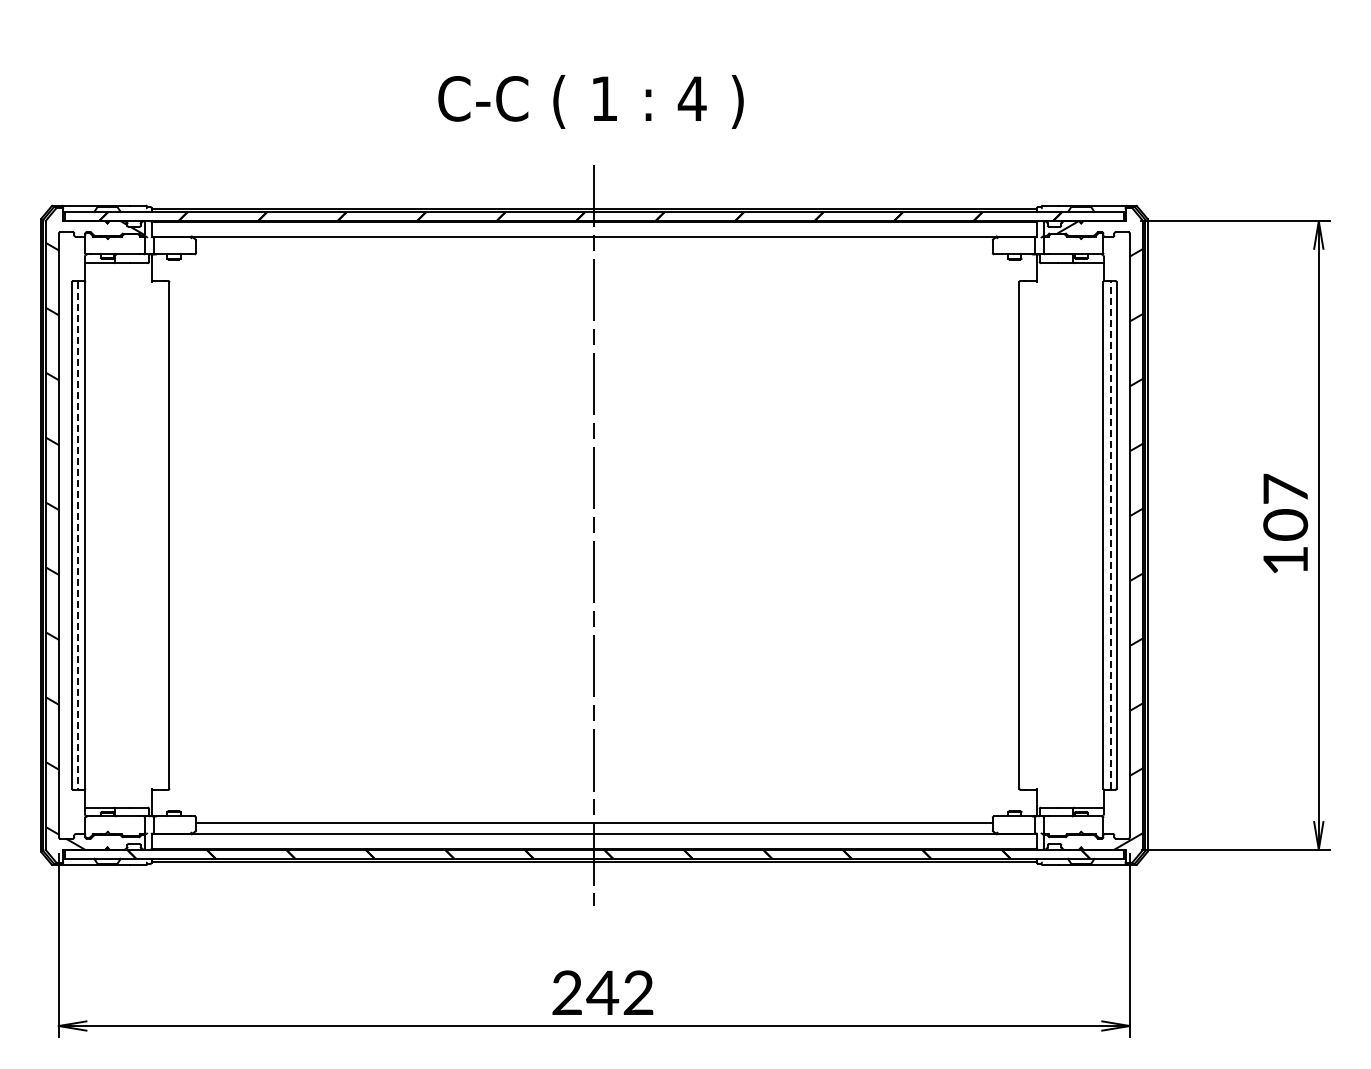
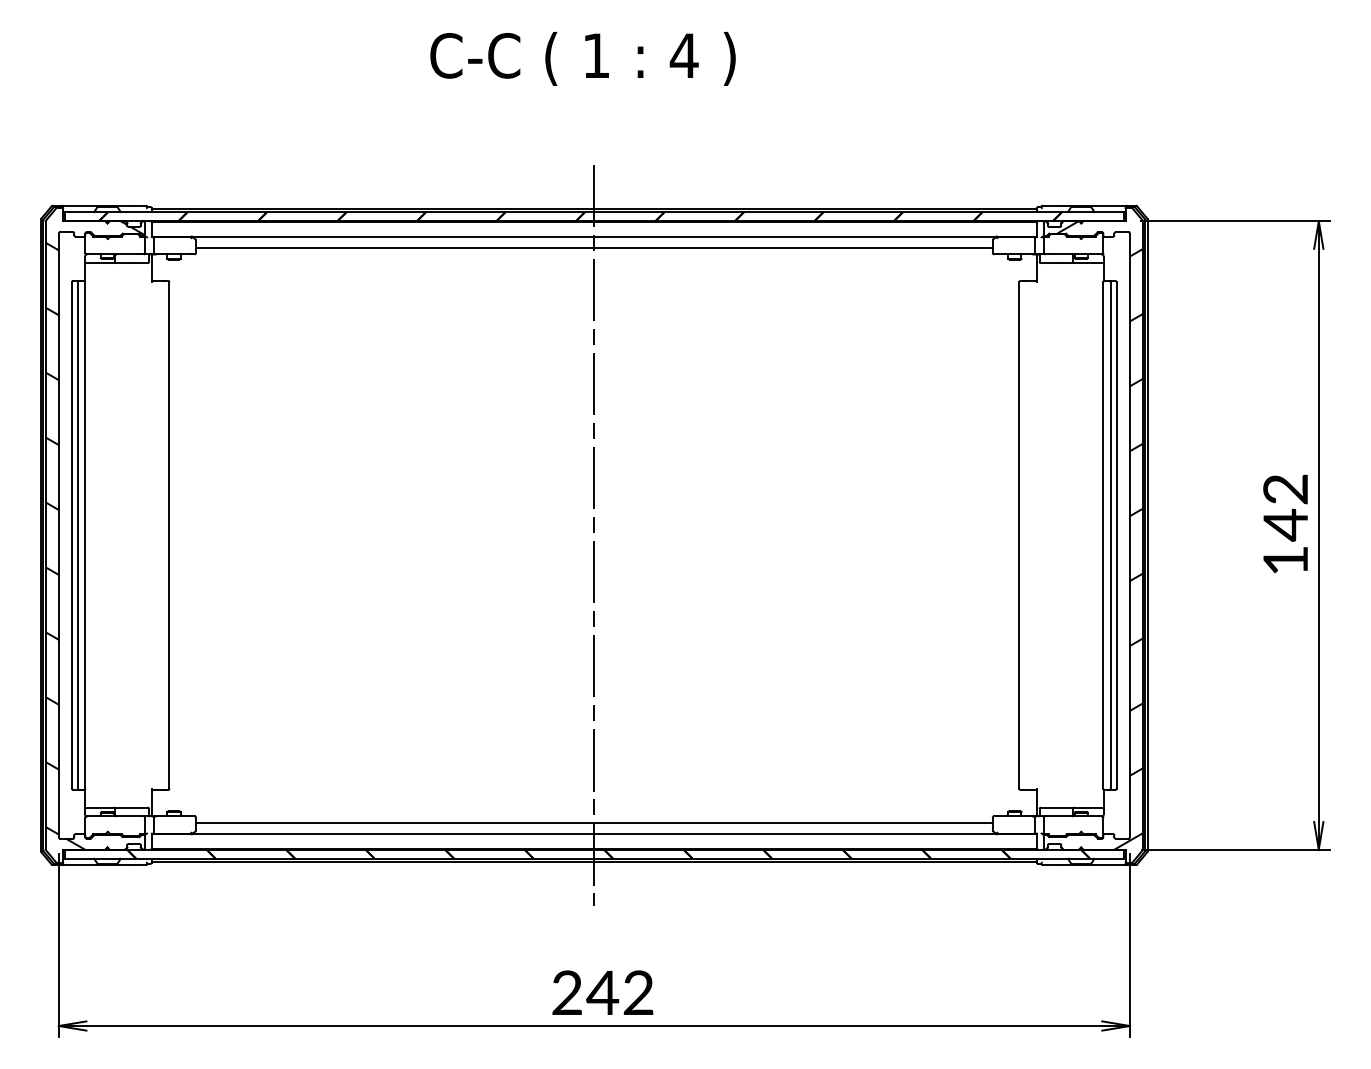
text position: (590, 101) -> (582, 58) (582, 58)
line: none -> present (594, 247)
text: 107 -> 142 (1285, 507)
line: dashed -> solid (1110, 534)
line: dashed -> solid (77, 535)
